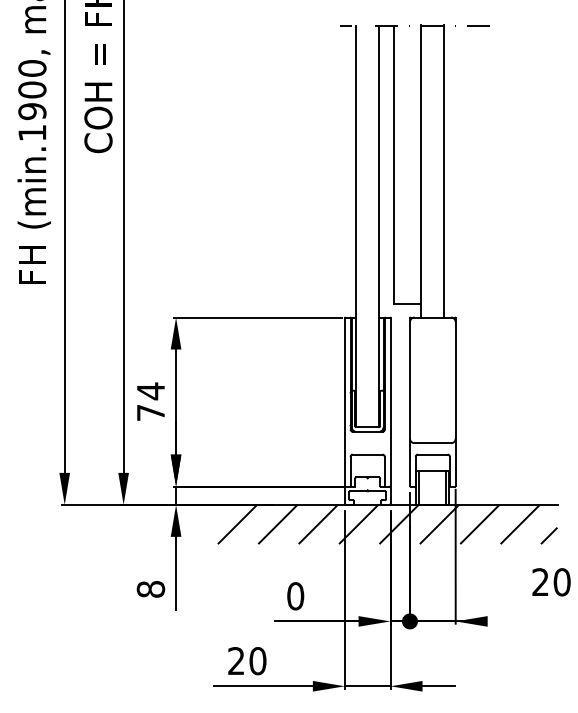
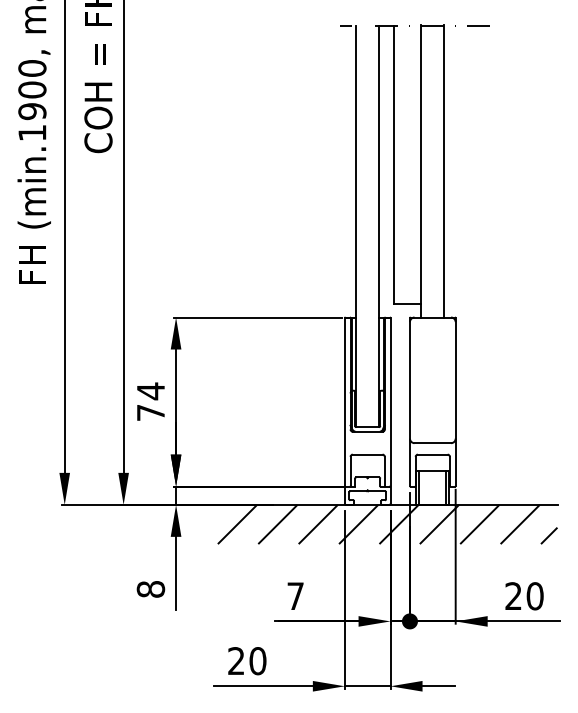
text position: (551, 582) -> (524, 596) (524, 596)
text: 0 -> 7 (295, 596)
line: none -> present (523, 621)
